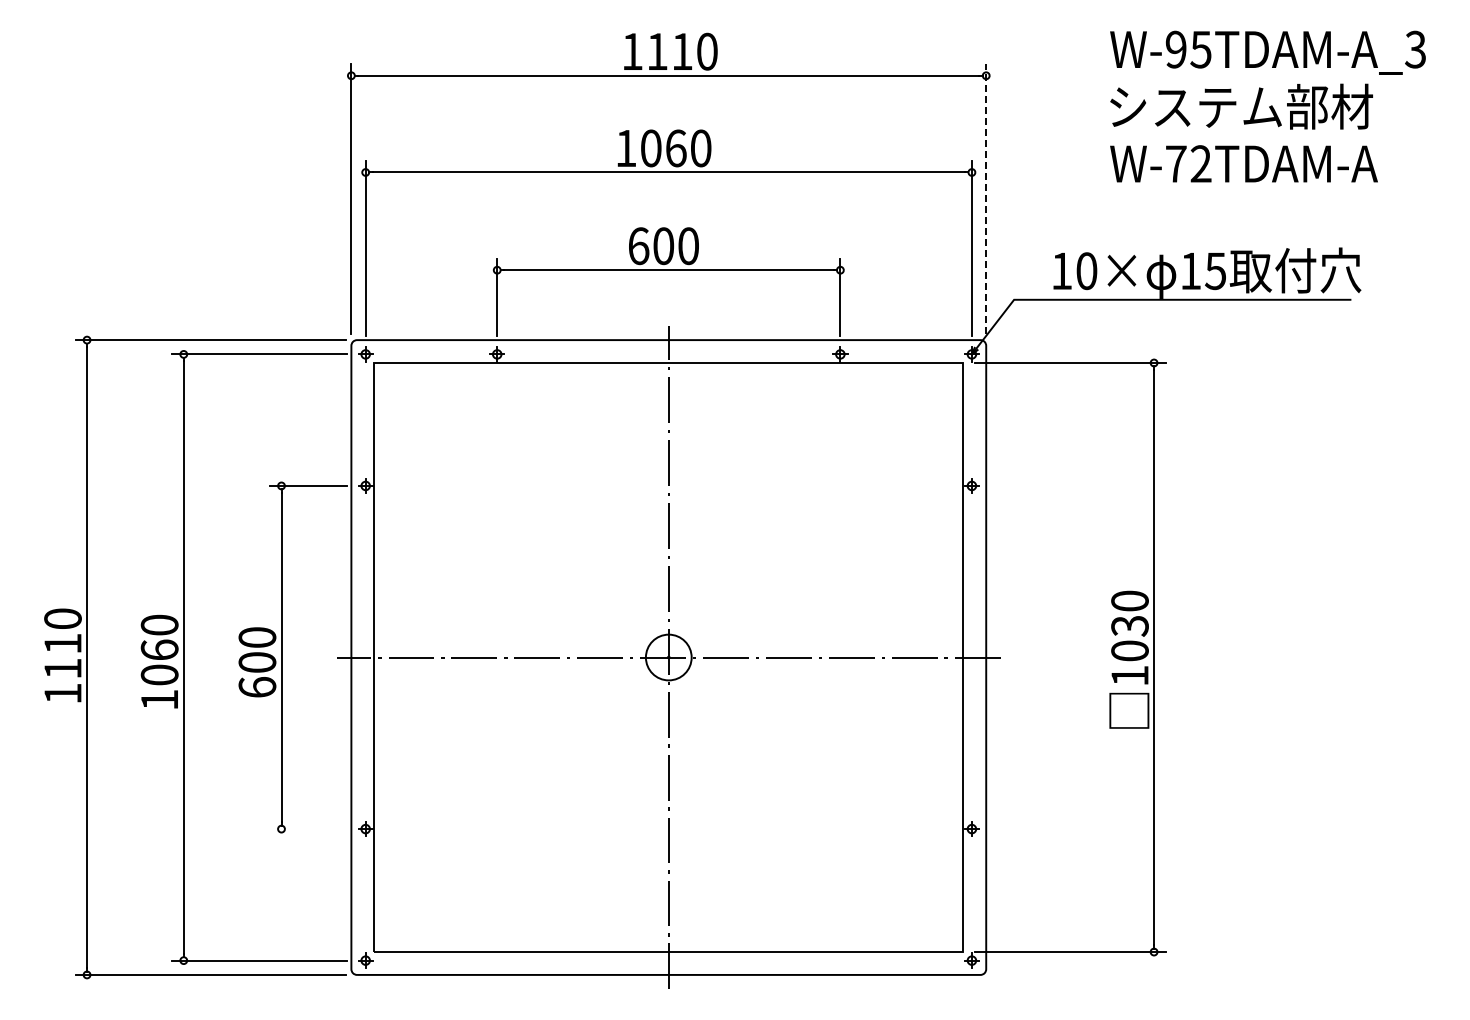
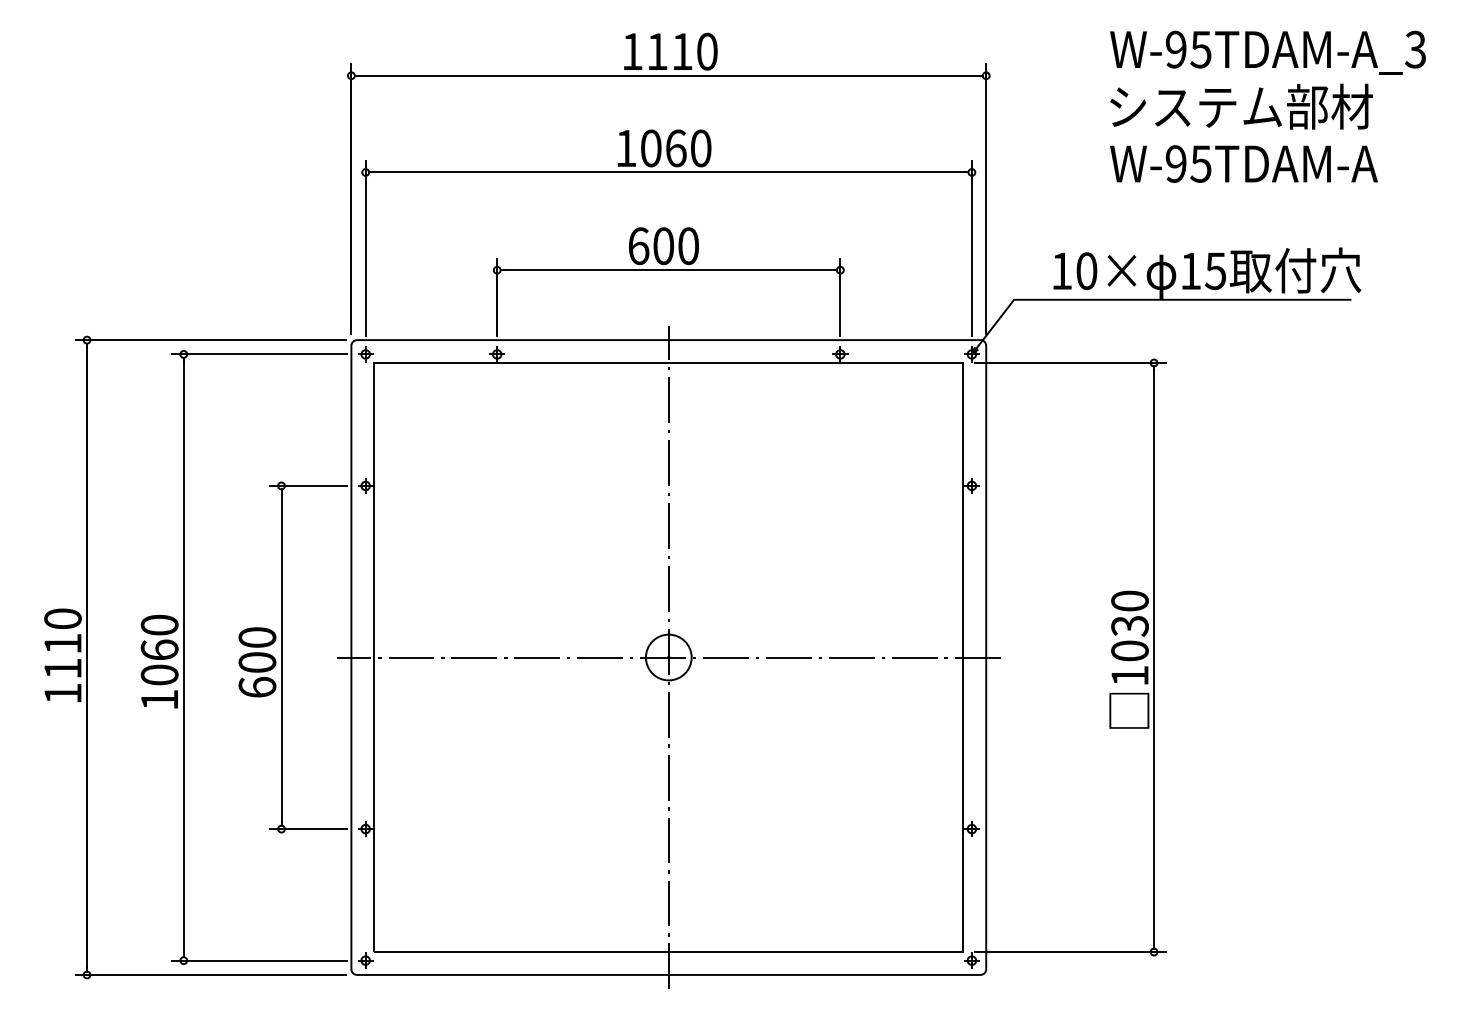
text: W-72TDAM-A -> W-95TDAM-A (1188, 163)
line: dashed -> solid (986, 198)
line: none -> present (308, 829)
